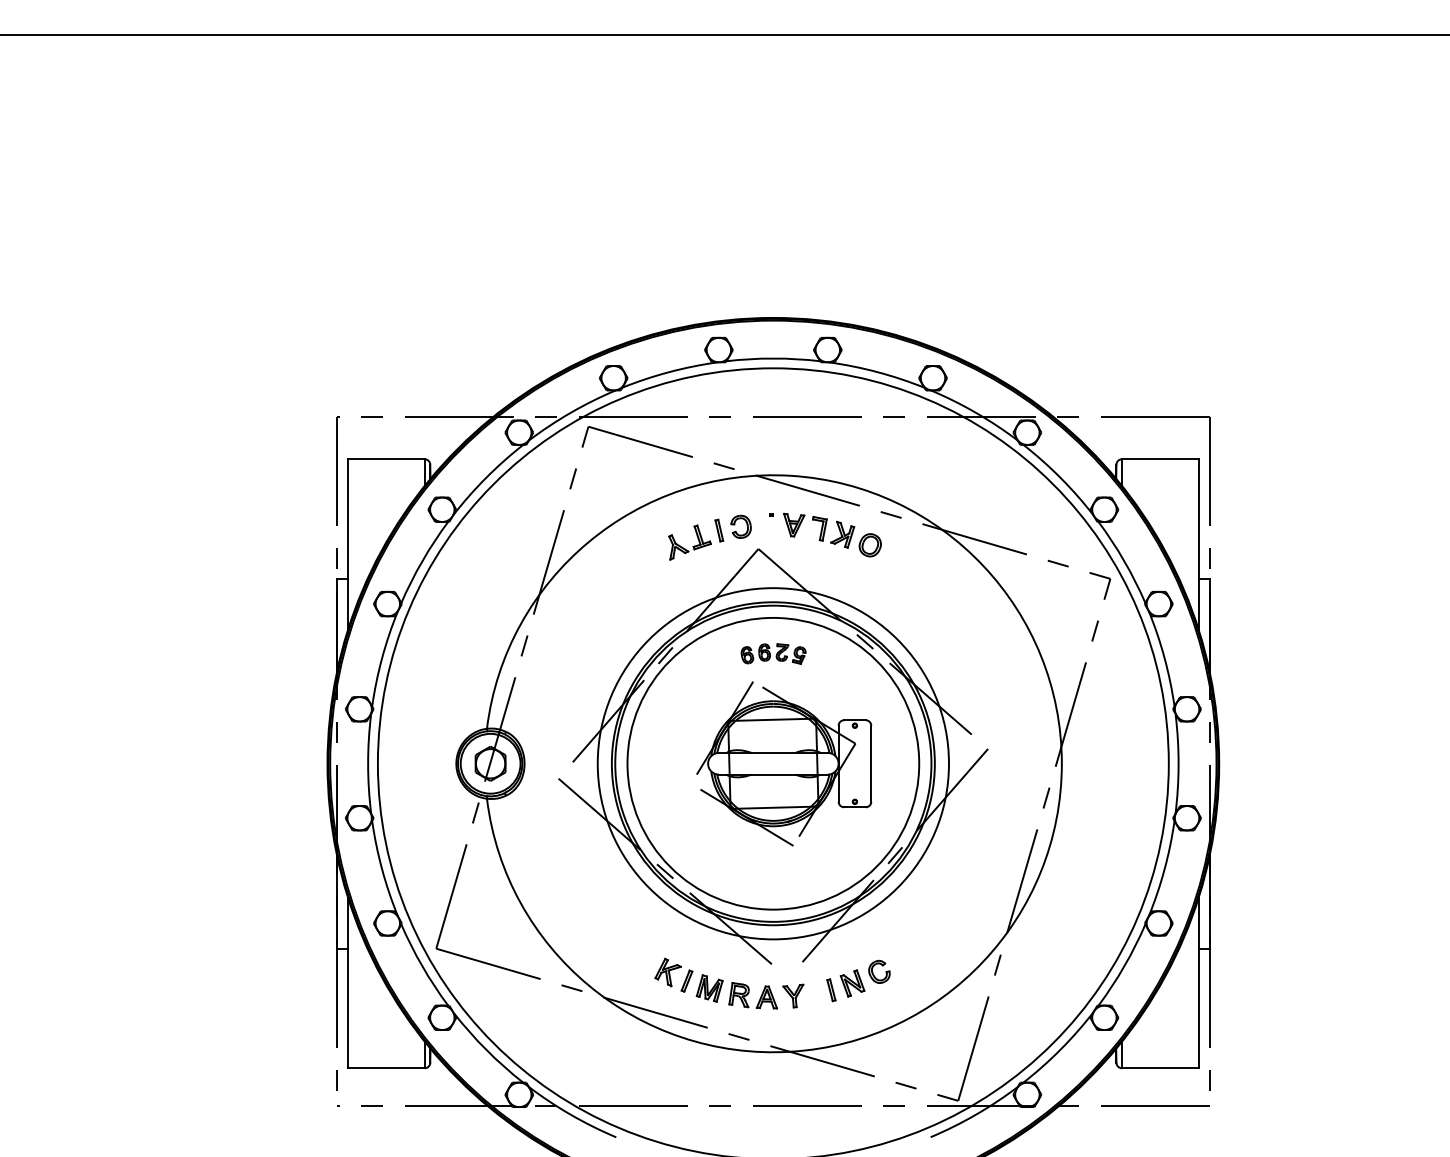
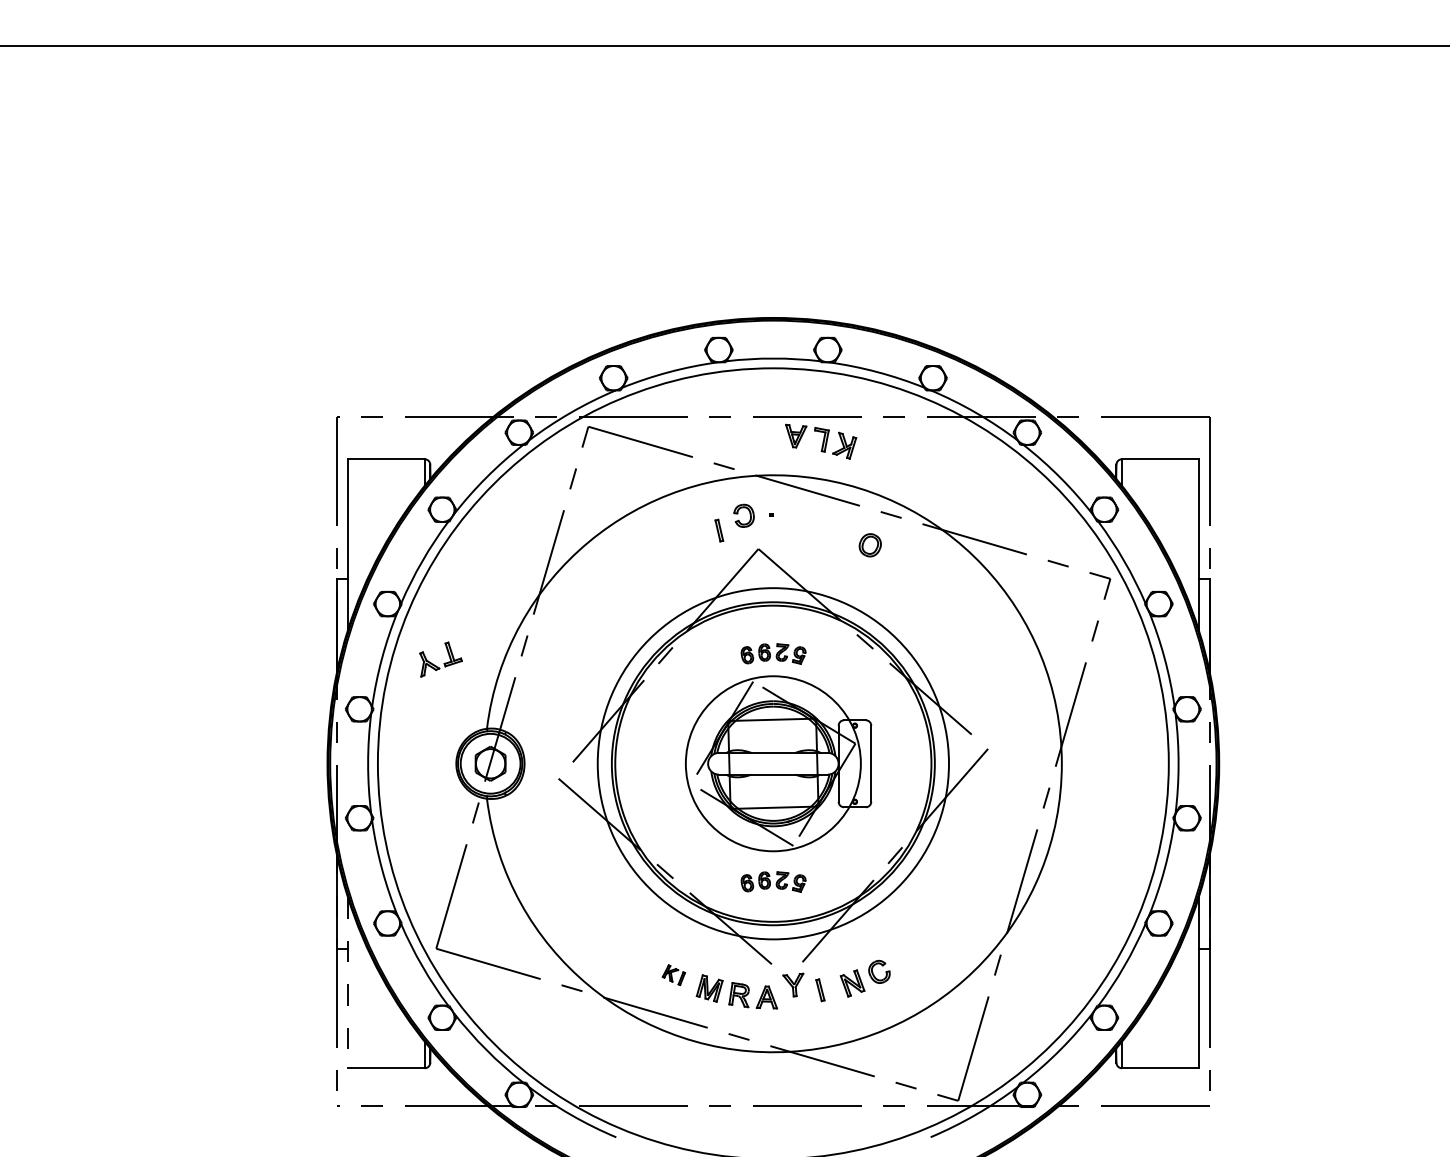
line position: (724, 34) -> (724, 45) (724, 45)
part position: (740, 526) -> (743, 515) (743, 515)
part position: (819, 530) -> (821, 441) (821, 441)
part position: (689, 542) -> (440, 659) (440, 659)
circle diameter: 292 px -> 175 px (772, 763)
part: none -> present (773, 881)
part size: 40x36 px -> 26x23 px (673, 975)
line: solid -> dashed (347, 982)
part position: (831, 990) -> (820, 990) (820, 990)
part position: (793, 995) -> (793, 984) (793, 984)
